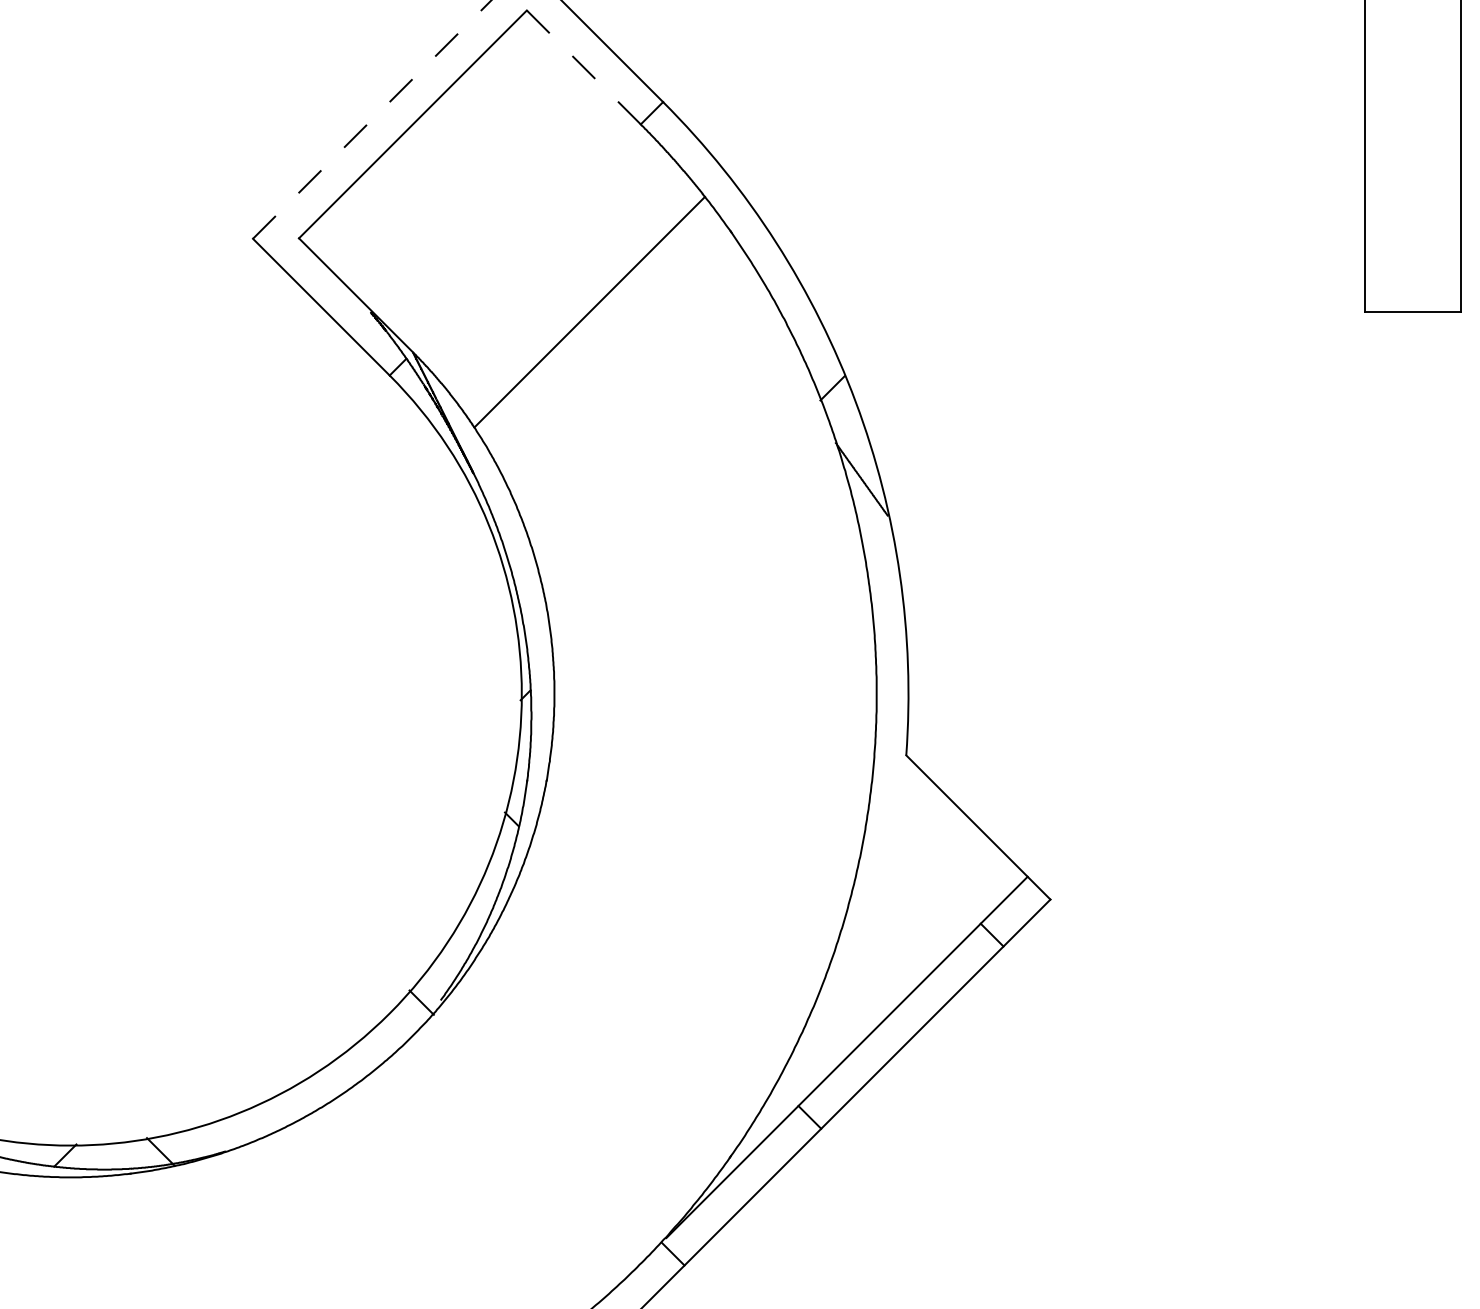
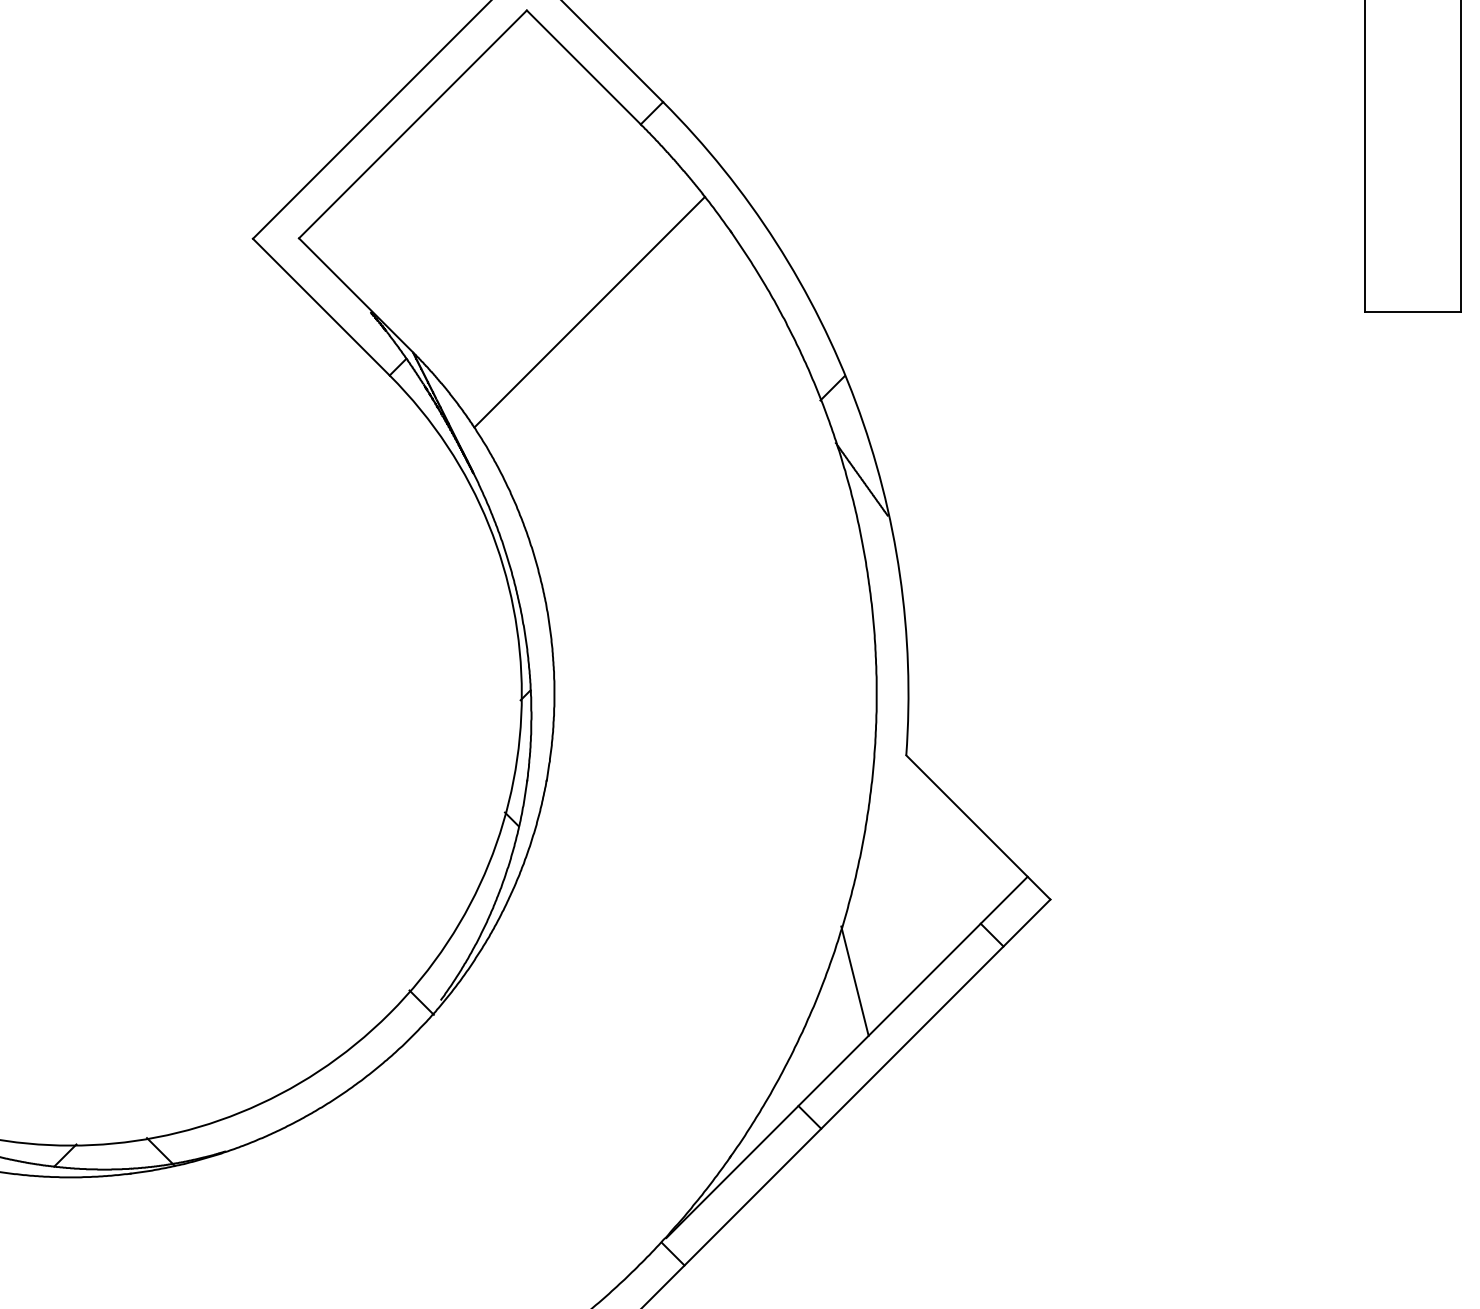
line: dashed -> solid (583, 67)
line: dashed -> solid (372, 119)
line: none -> present (854, 980)
